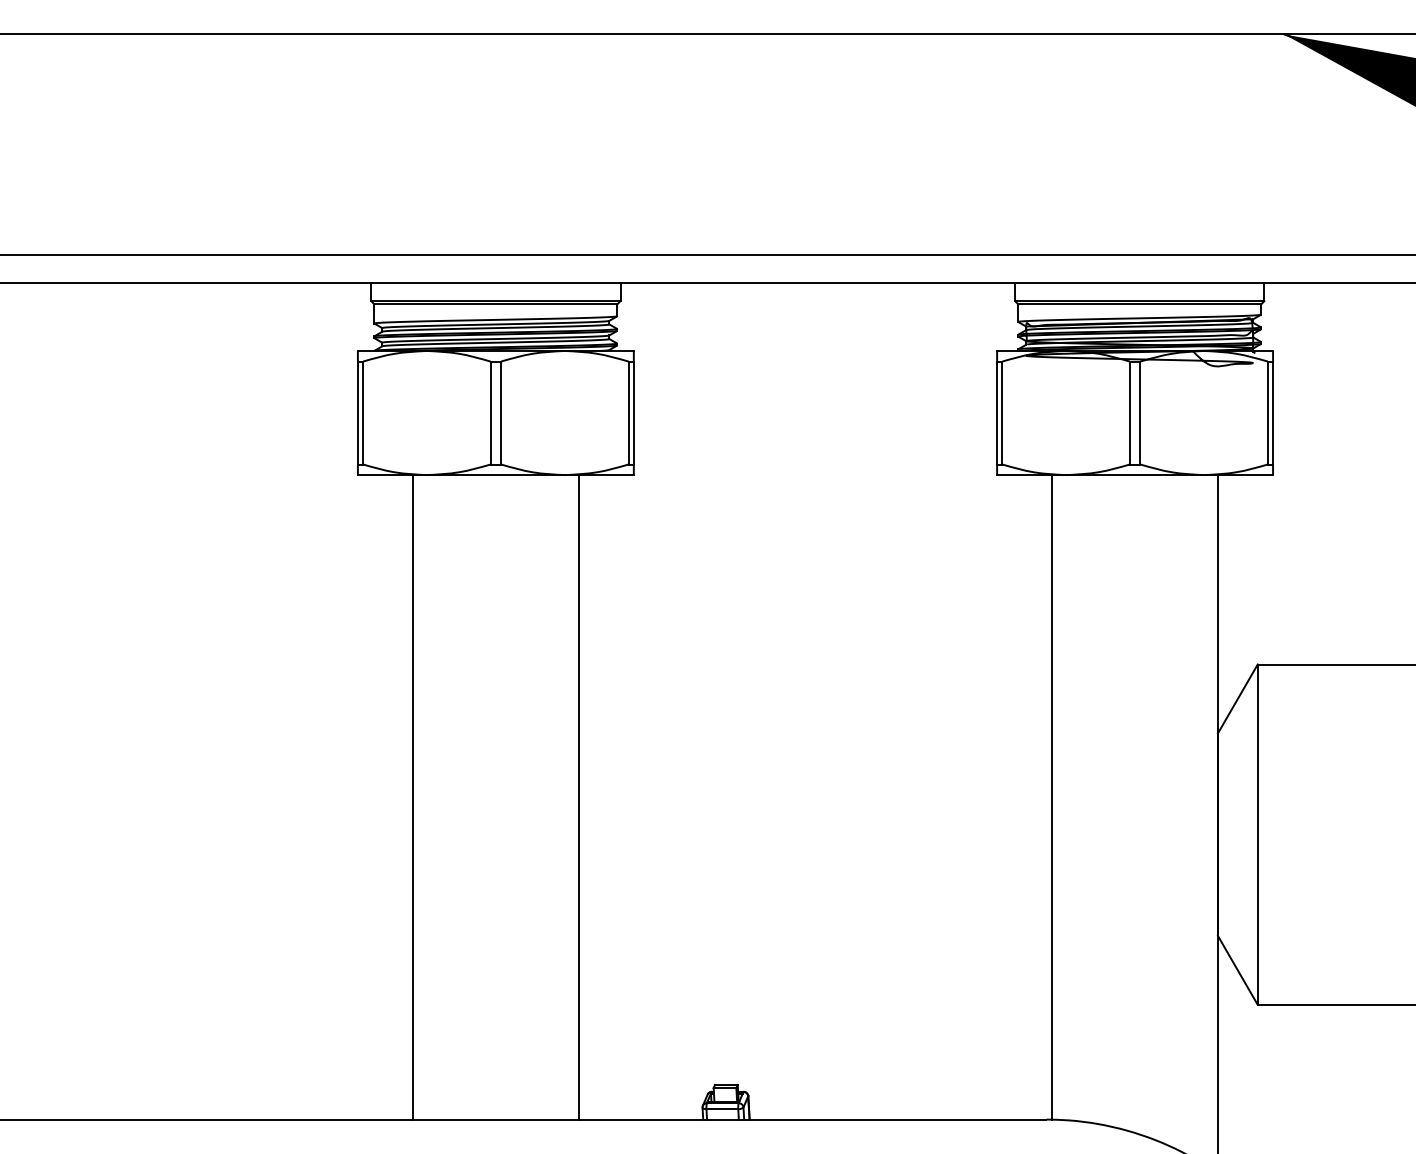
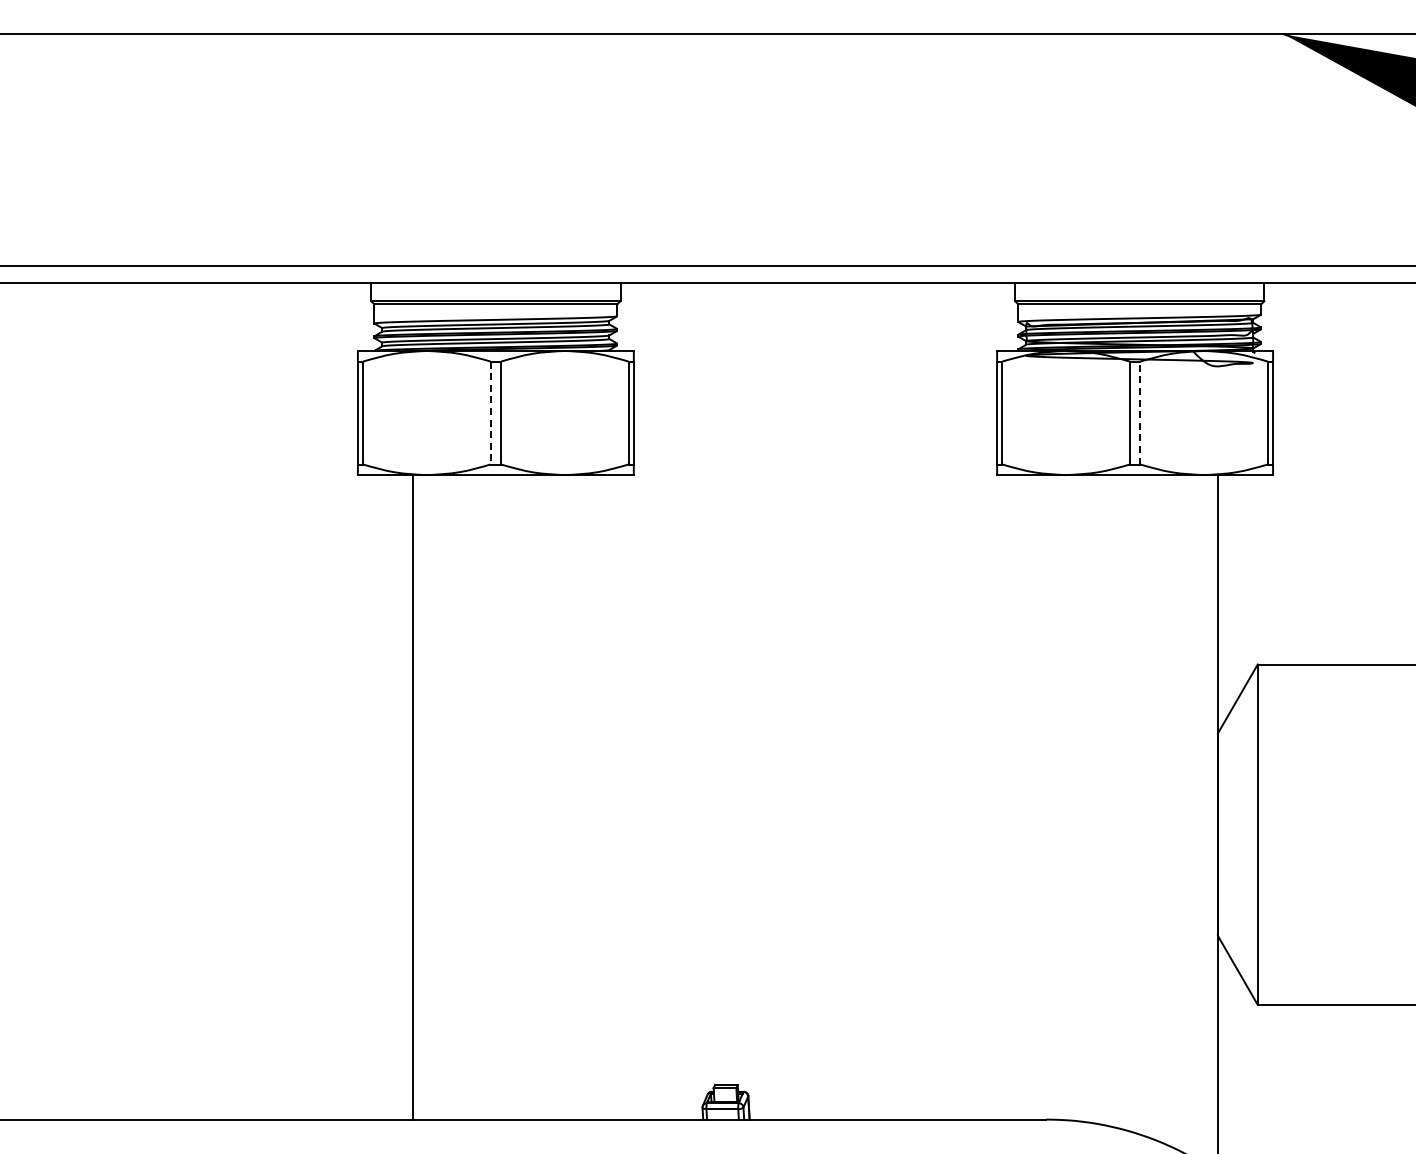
line position: (707, 255) -> (707, 266) (707, 266)
line: solid -> dashed (1140, 412)
line: solid -> dashed (490, 413)
line: present -> none (578, 797)
line: present -> none (1052, 797)
